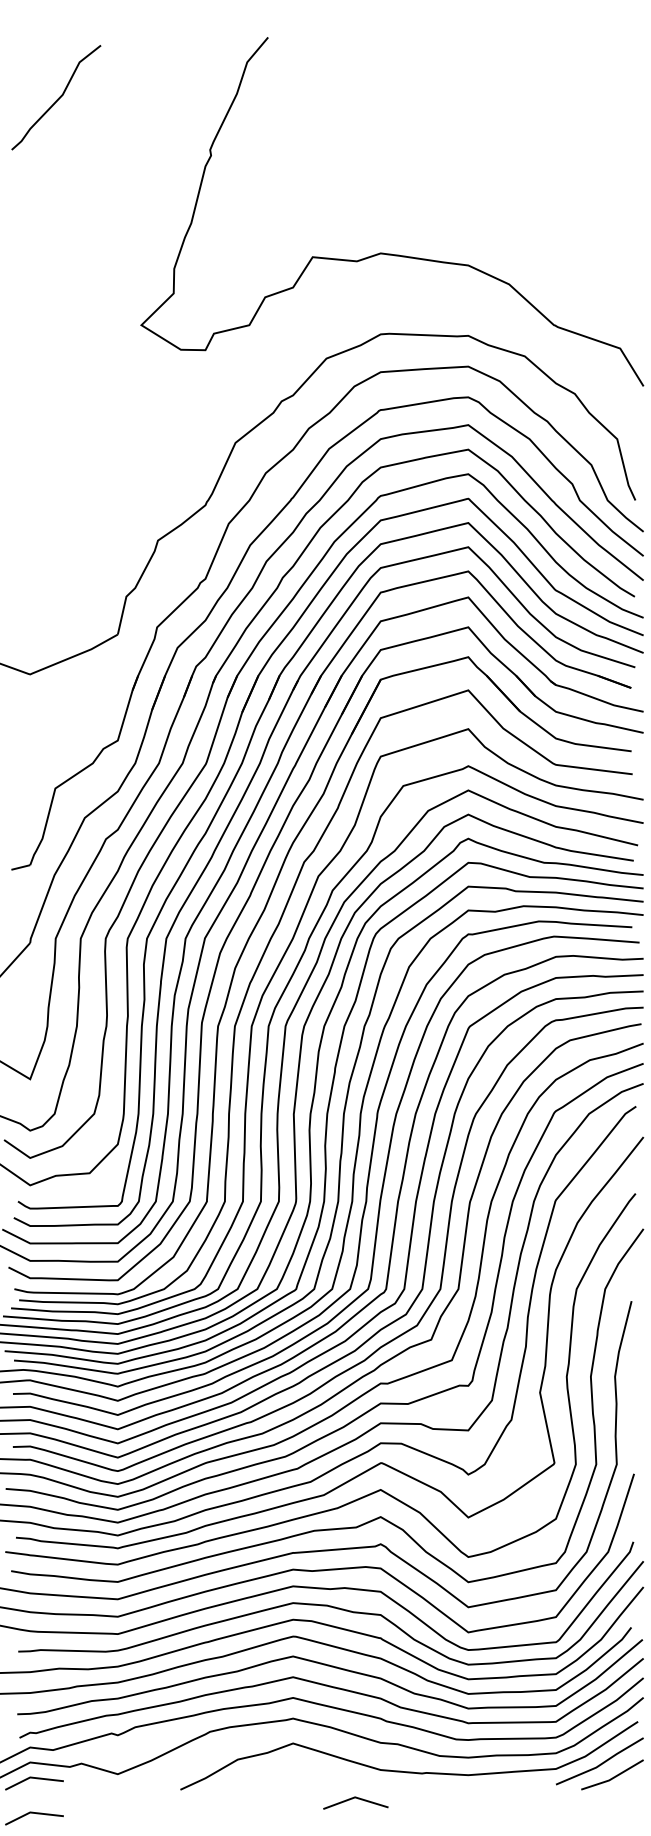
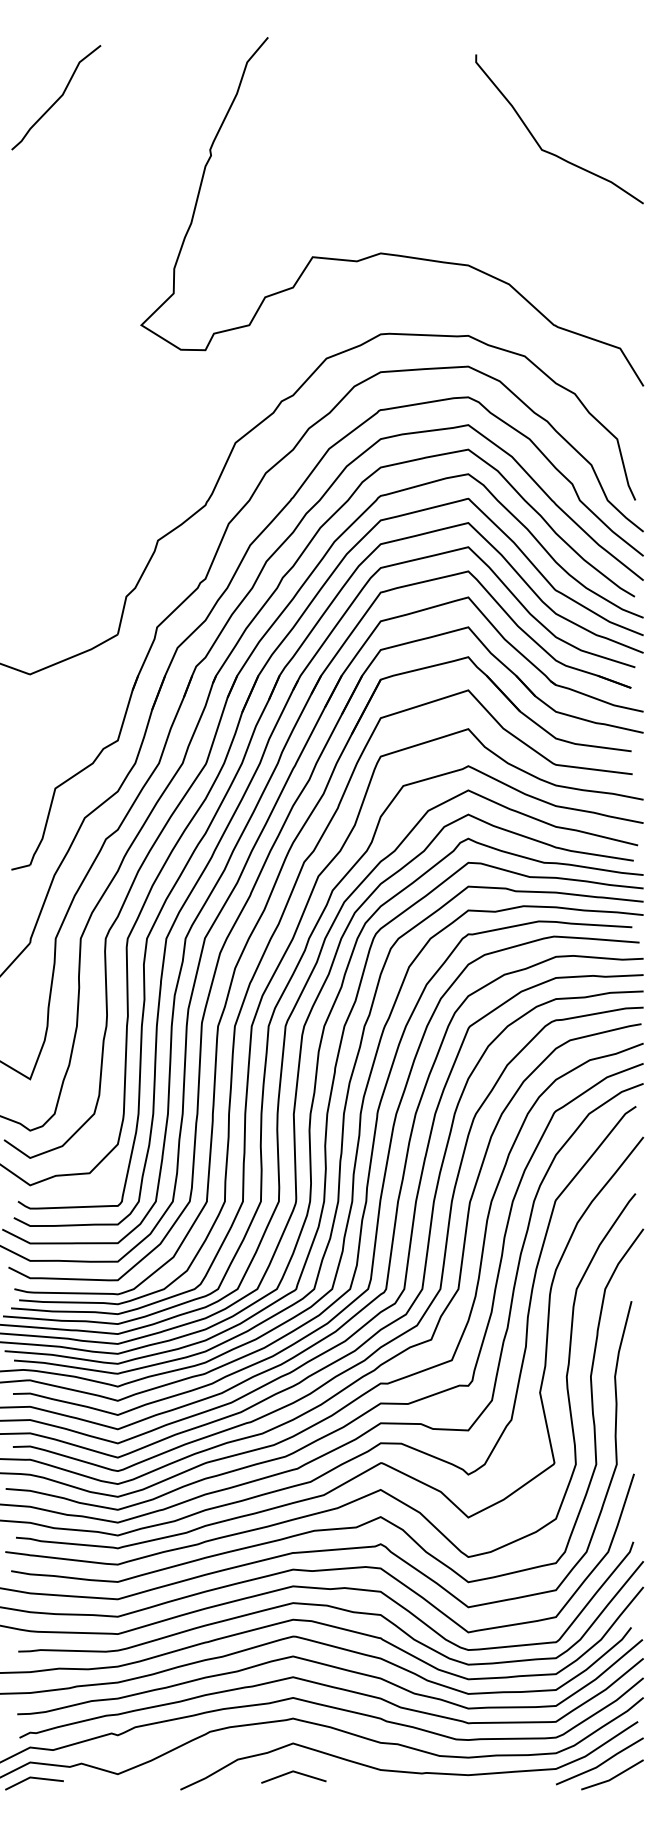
curve: none -> present (551, 152)
line position: (355, 1798) -> (293, 1772) (293, 1772)
line: present -> none (36, 1814)
